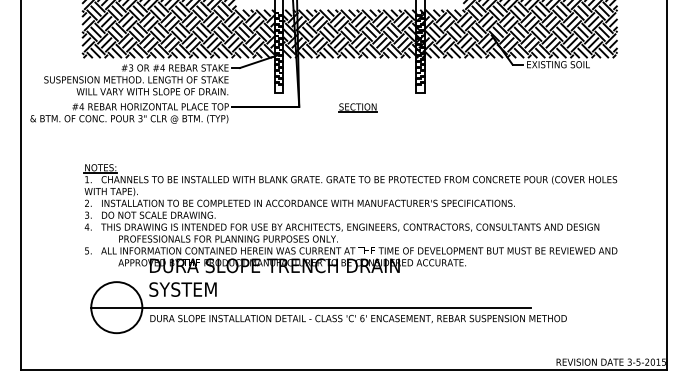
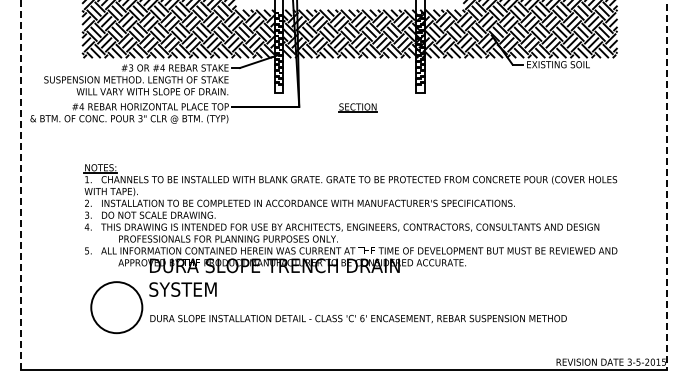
line: solid -> dashed (20, 184)
line: solid -> dashed (667, 184)
line: present -> none (310, 307)
